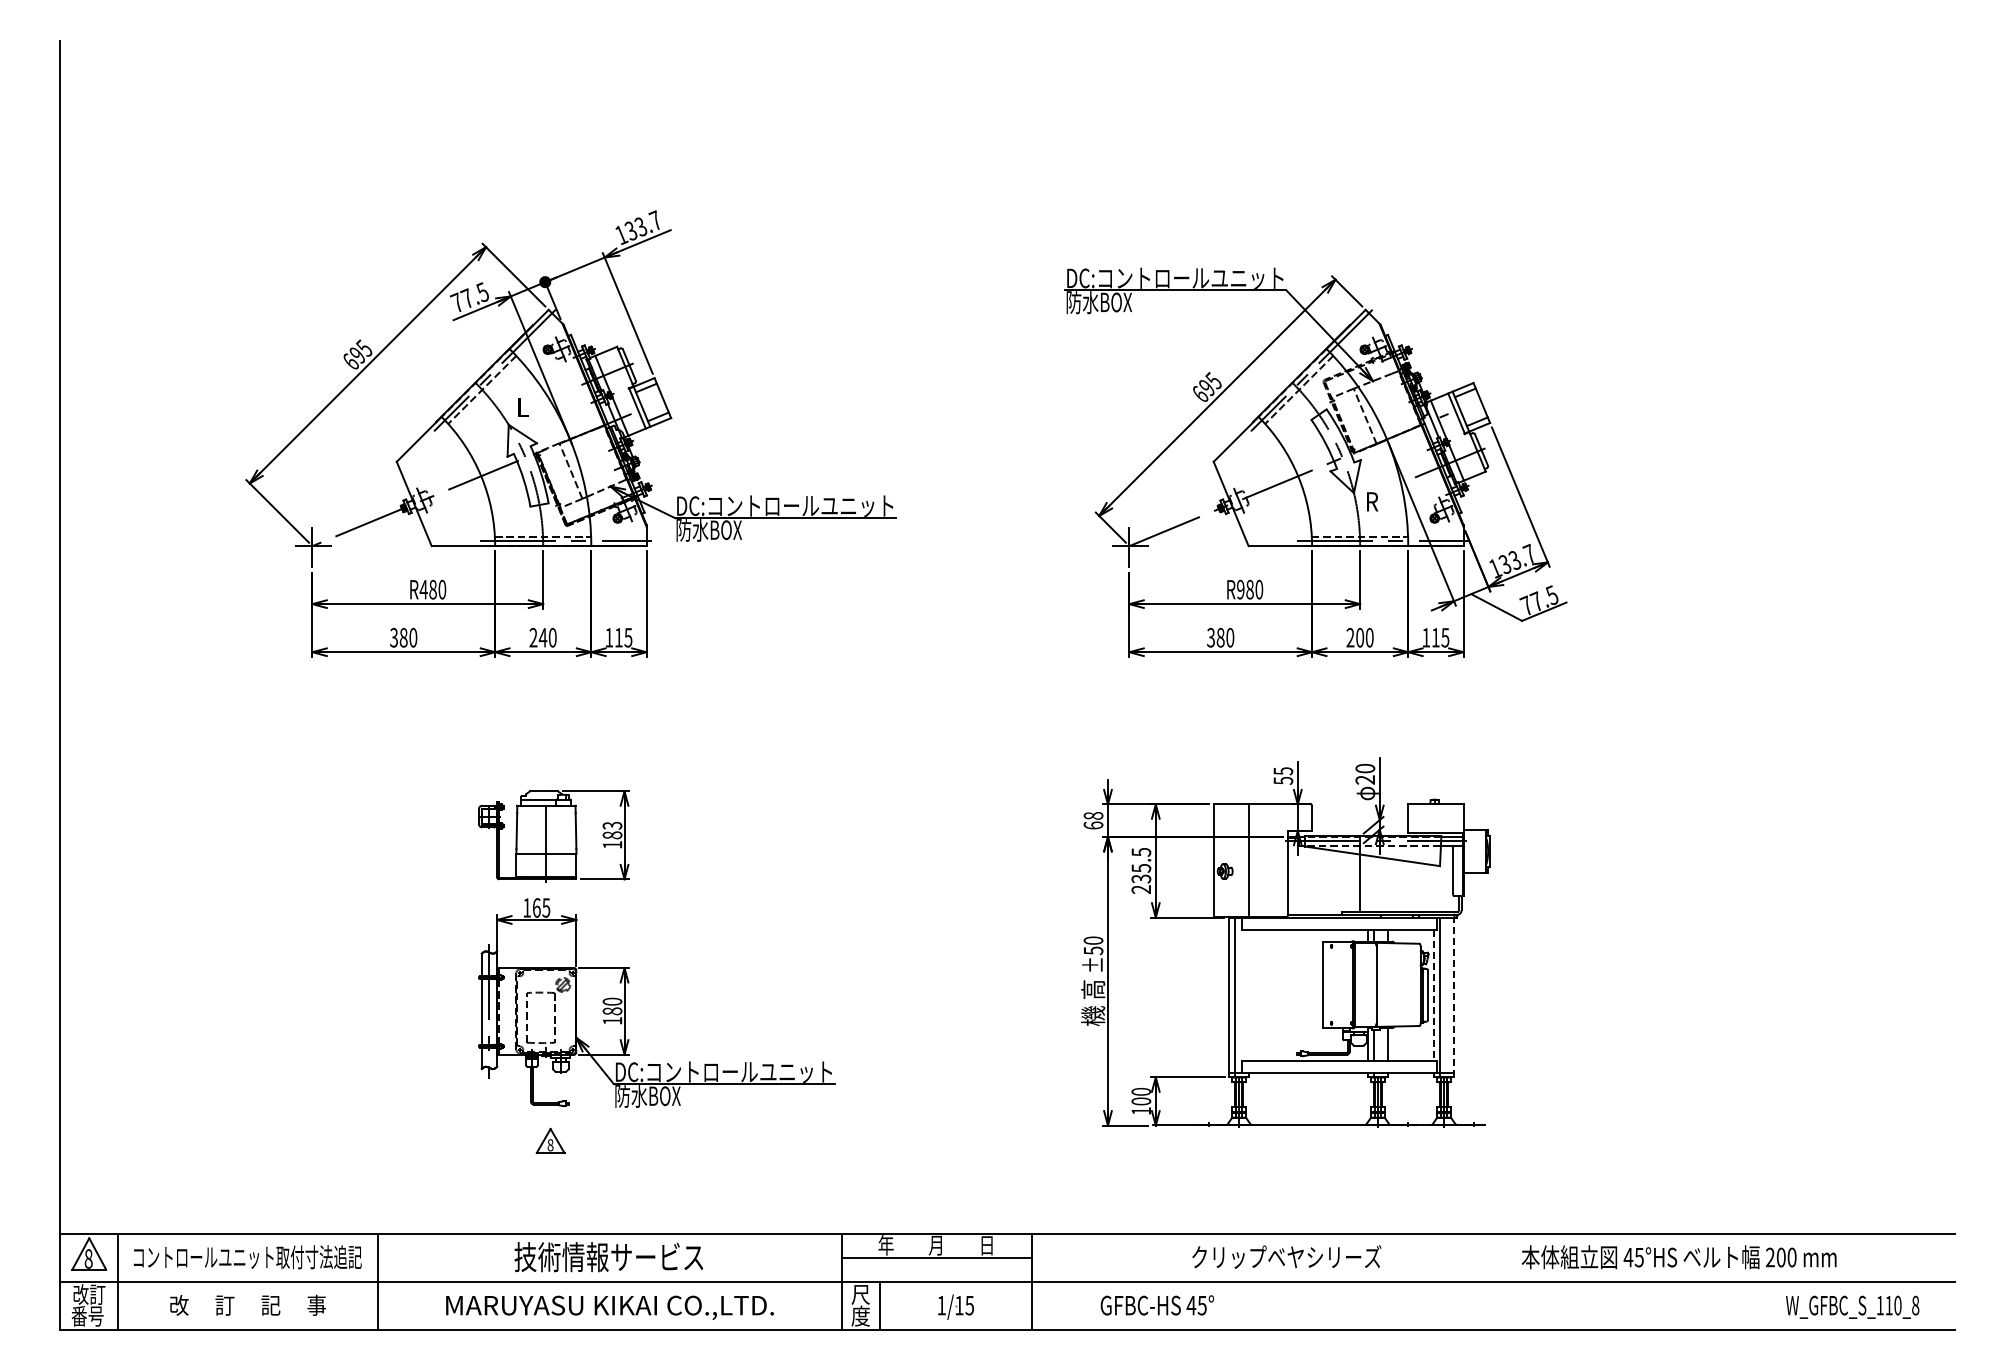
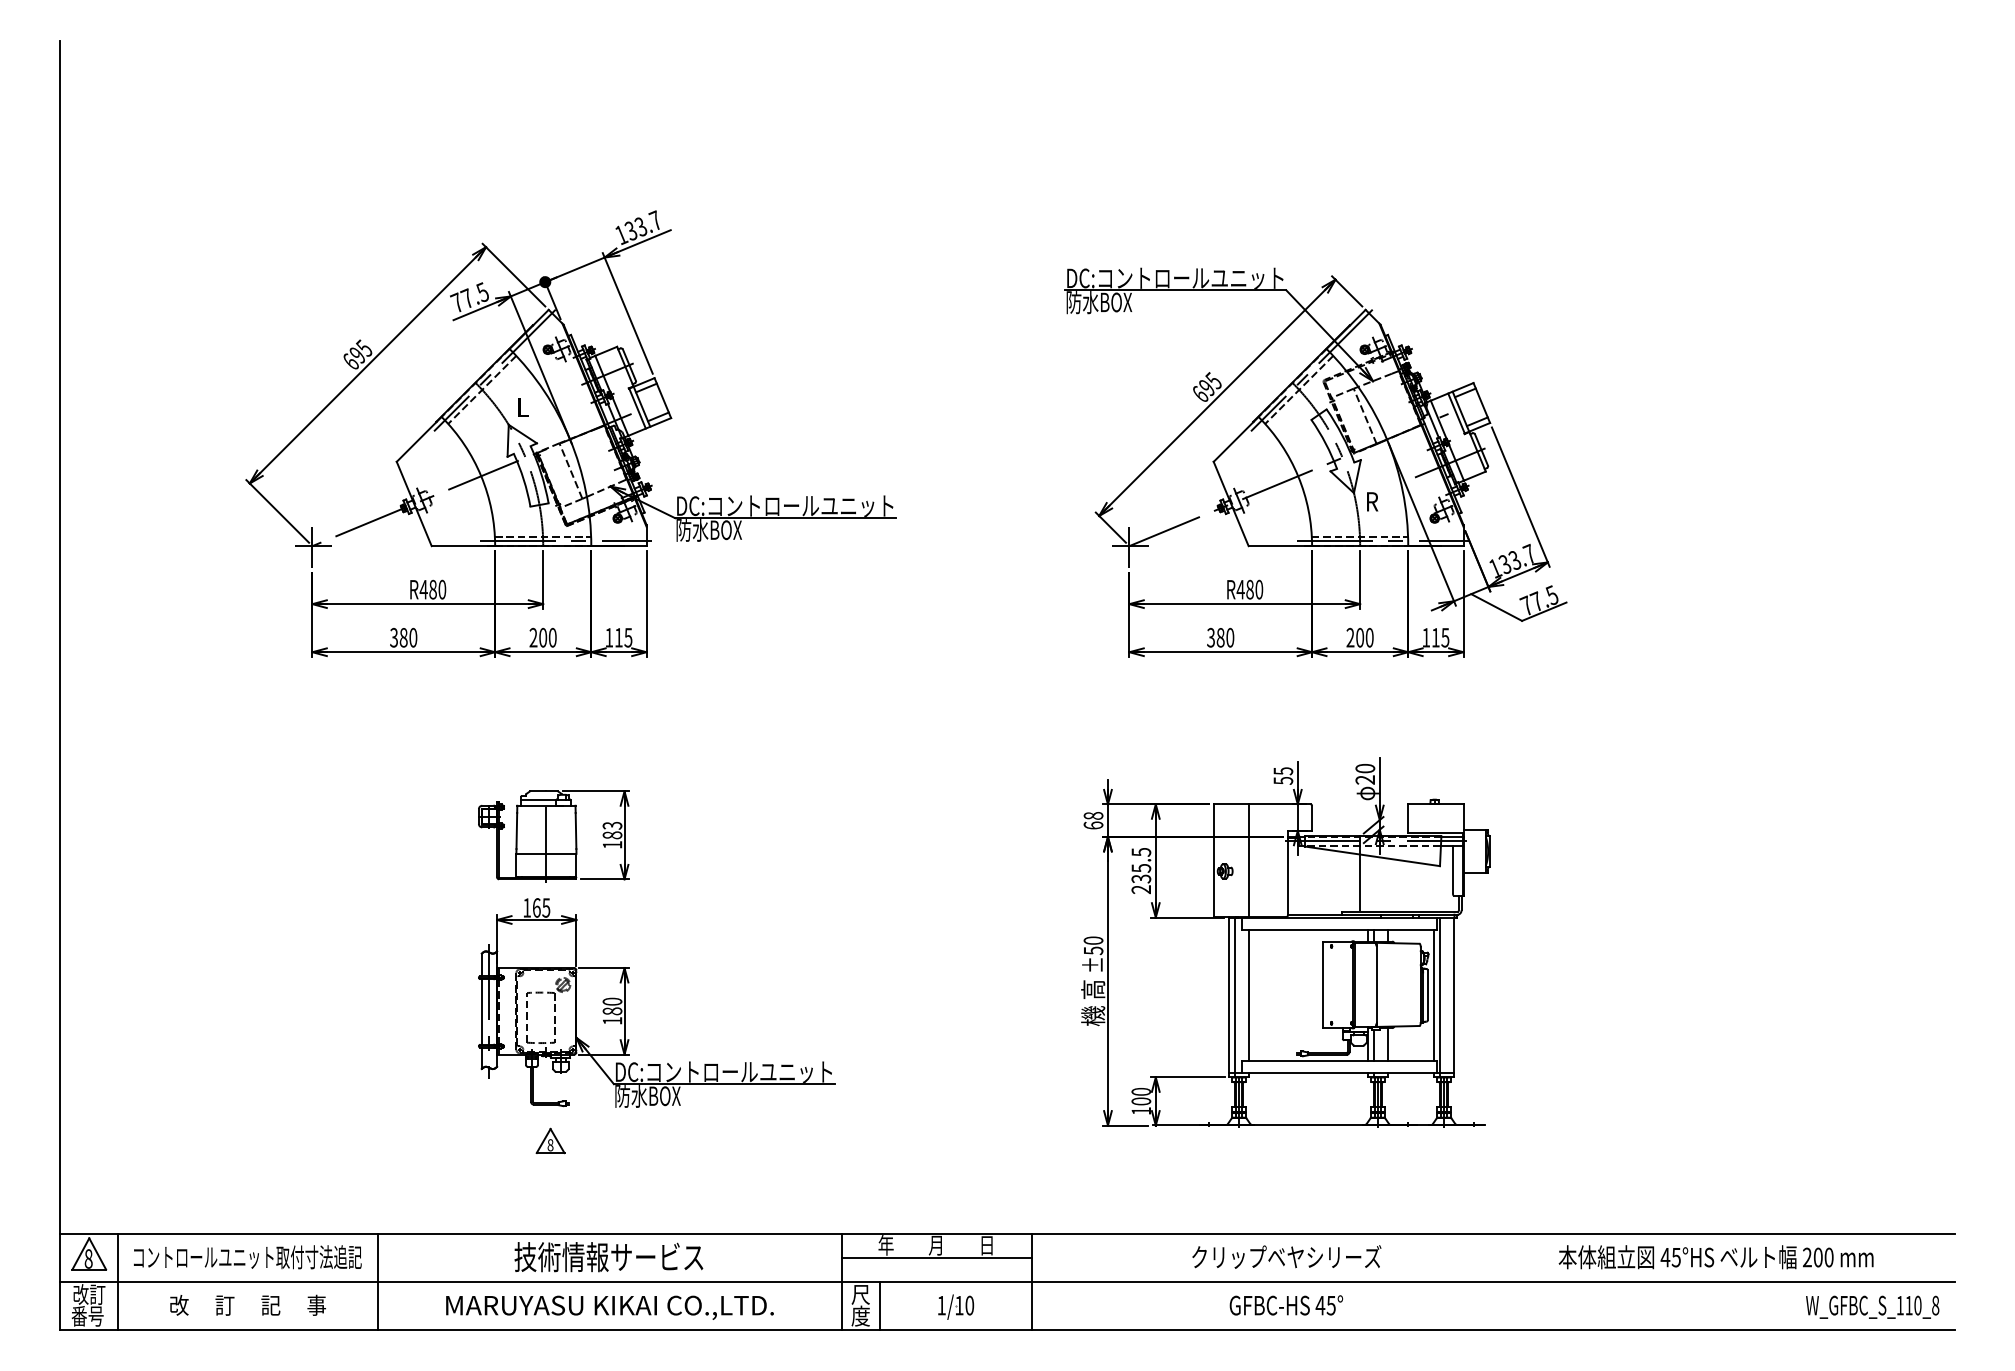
text: R980 -> R480 (1240, 589)
text: 240 -> 200 (542, 637)
line: none -> present (1248, 995)
line: dashed -> solid (1434, 995)
line: dashed -> solid (1453, 997)
text position: (1678, 1257) -> (1715, 1257) (1715, 1257)
text: 1/15 -> 1/10 (969, 1305)
text position: (1157, 1305) -> (1286, 1305) (1286, 1305)
text position: (1852, 1306) -> (1872, 1306) (1872, 1306)
